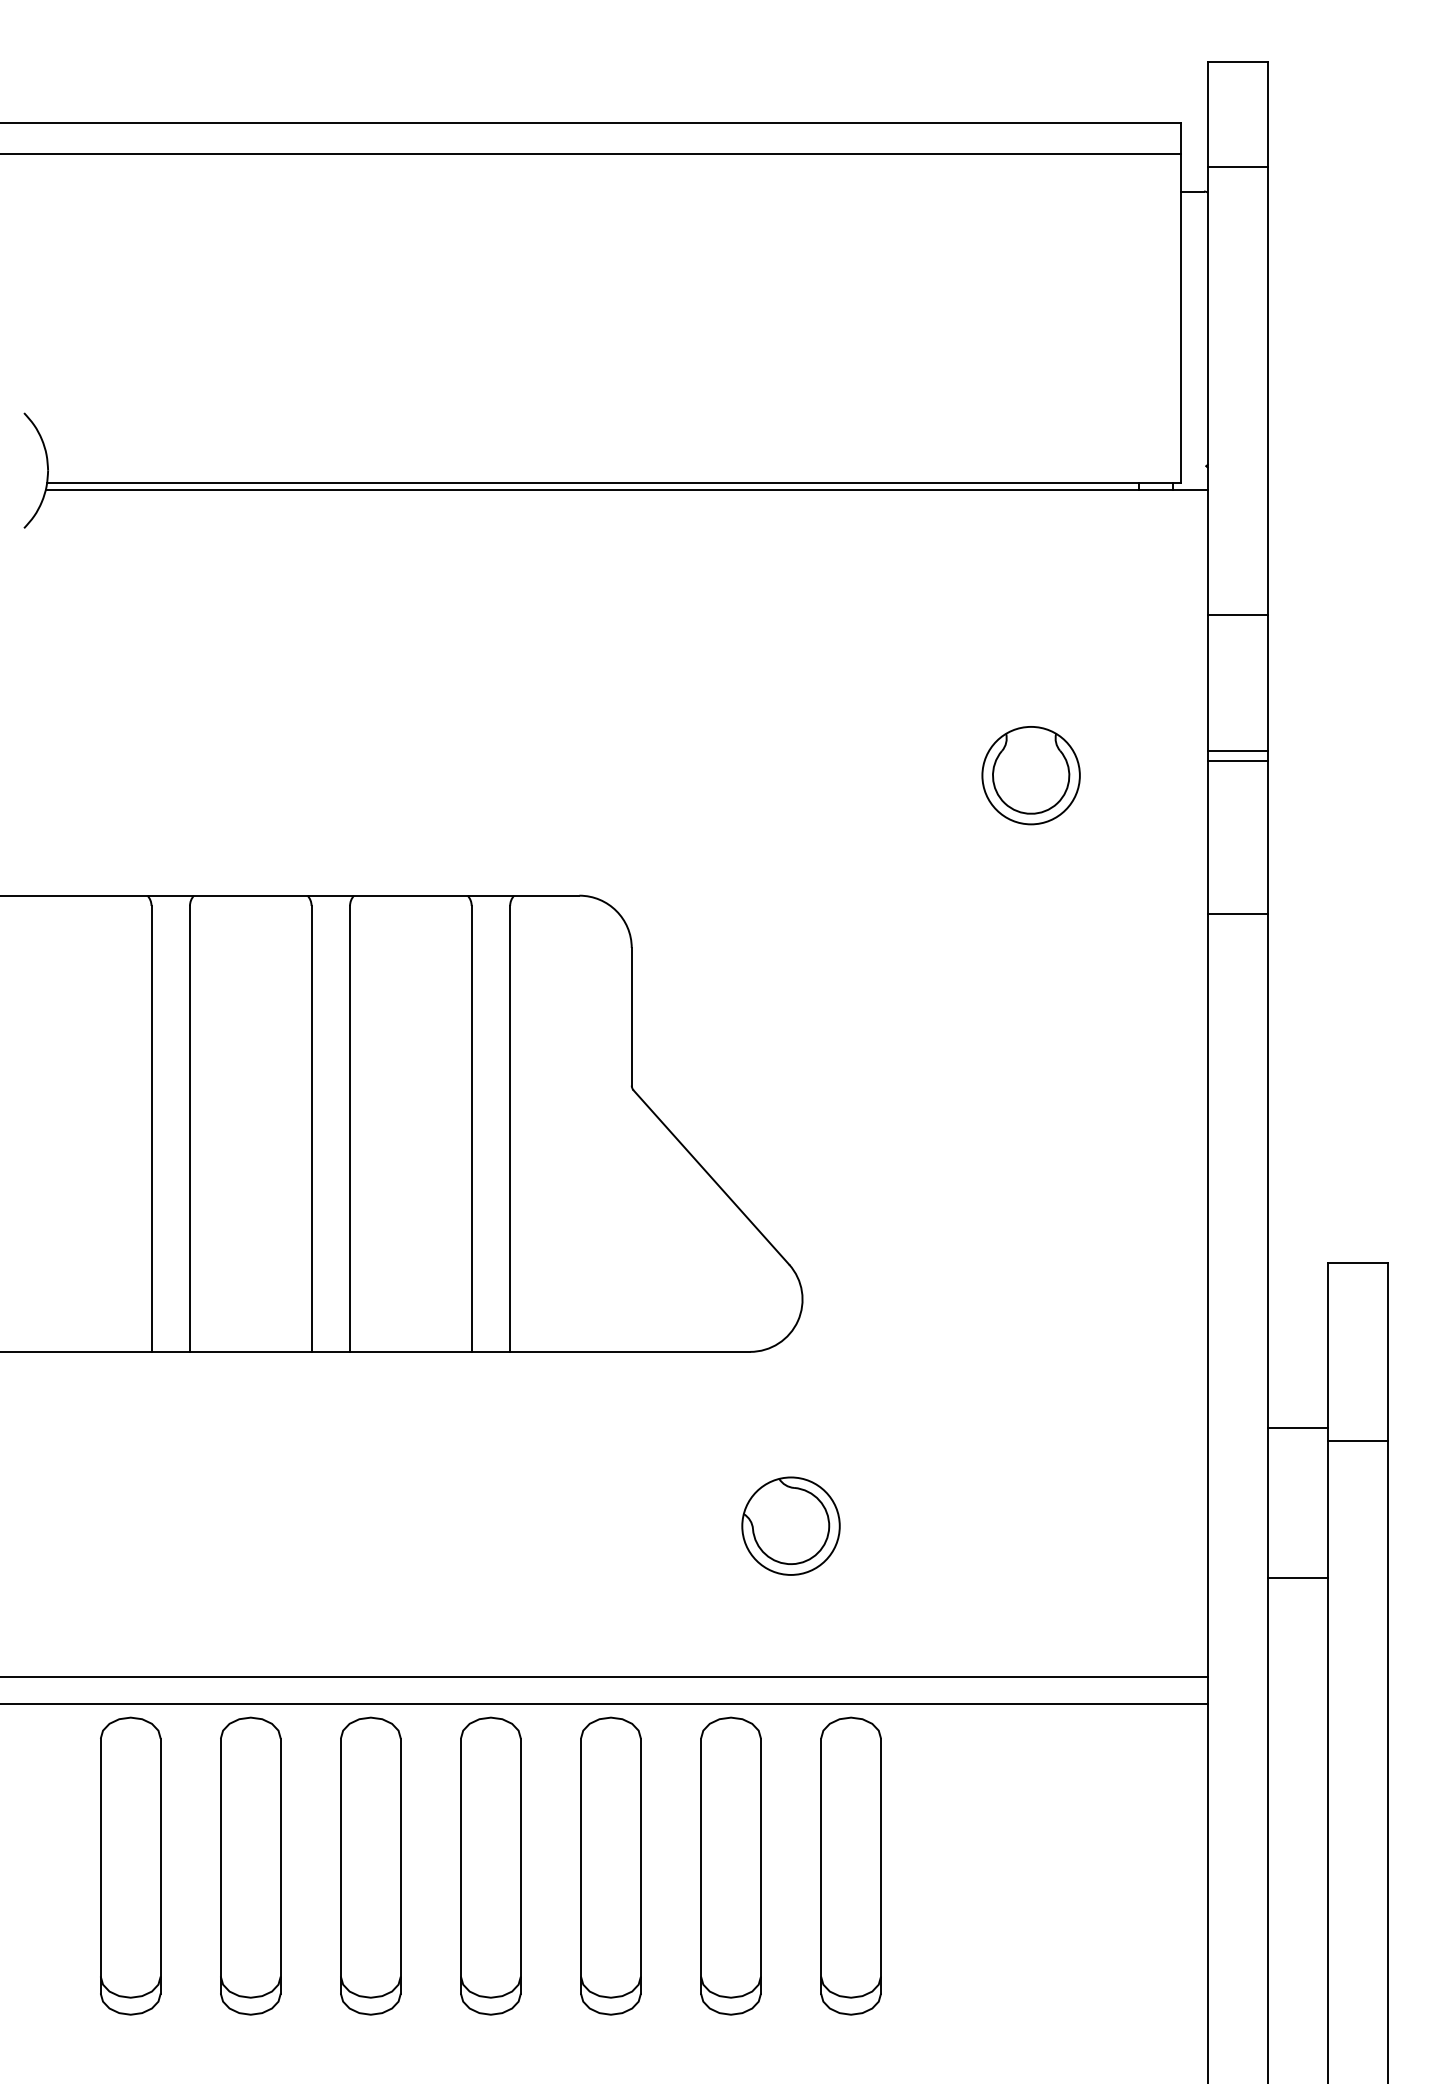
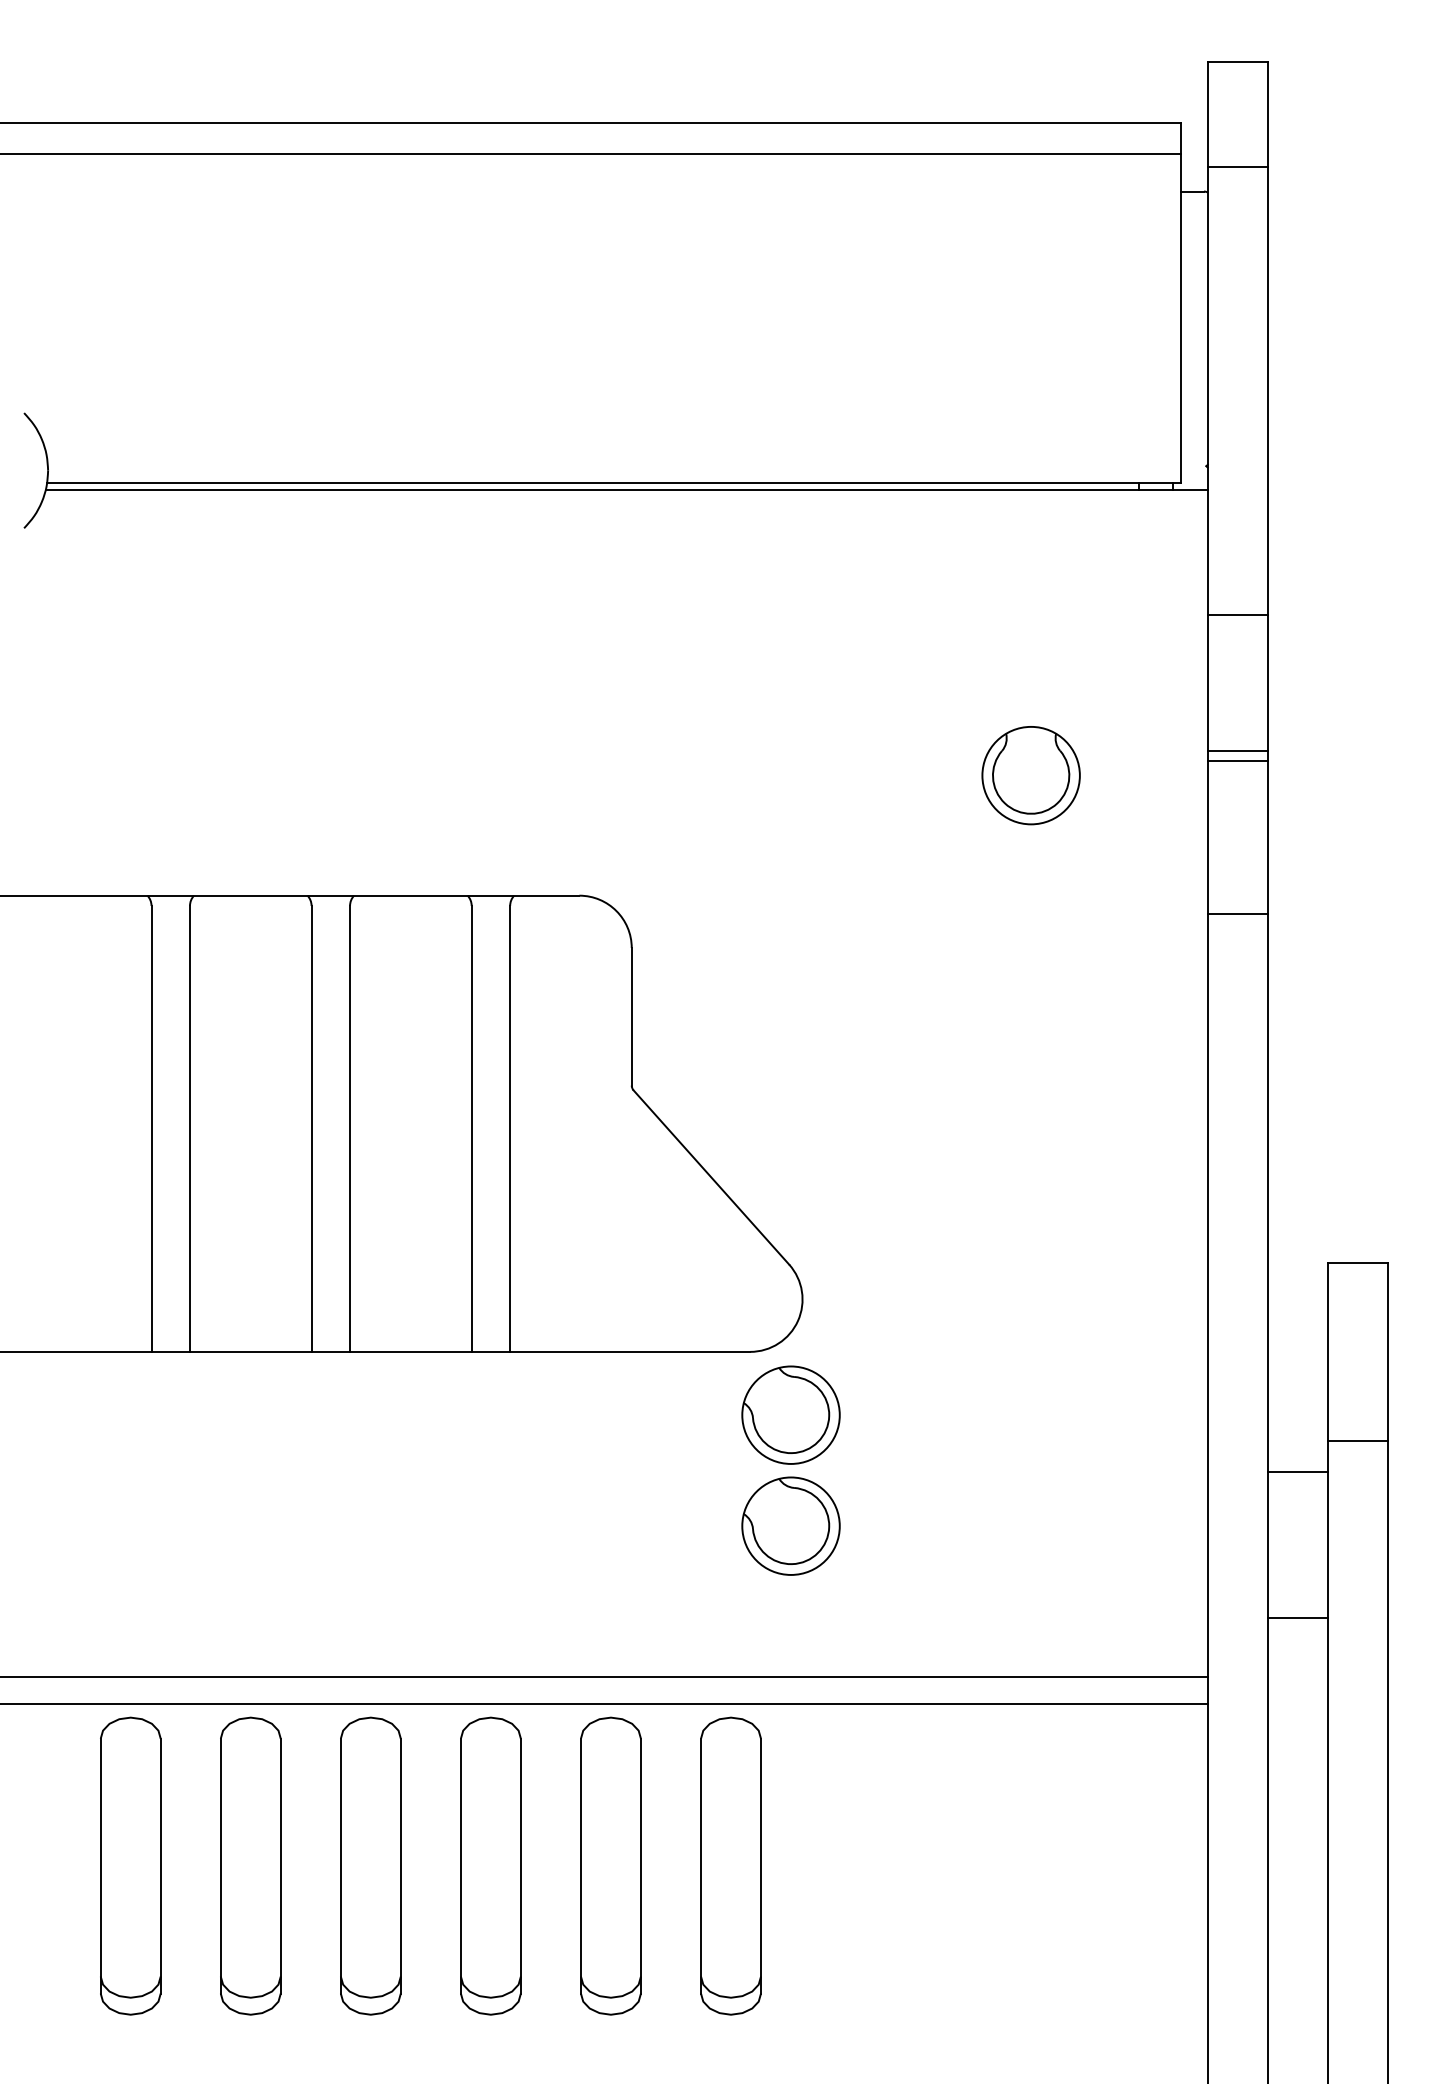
part: none -> present (790, 1414)
line position: (1297, 1428) -> (1297, 1472) (1297, 1472)
line position: (1297, 1578) -> (1297, 1618) (1297, 1618)
part: present -> none (850, 1865)
